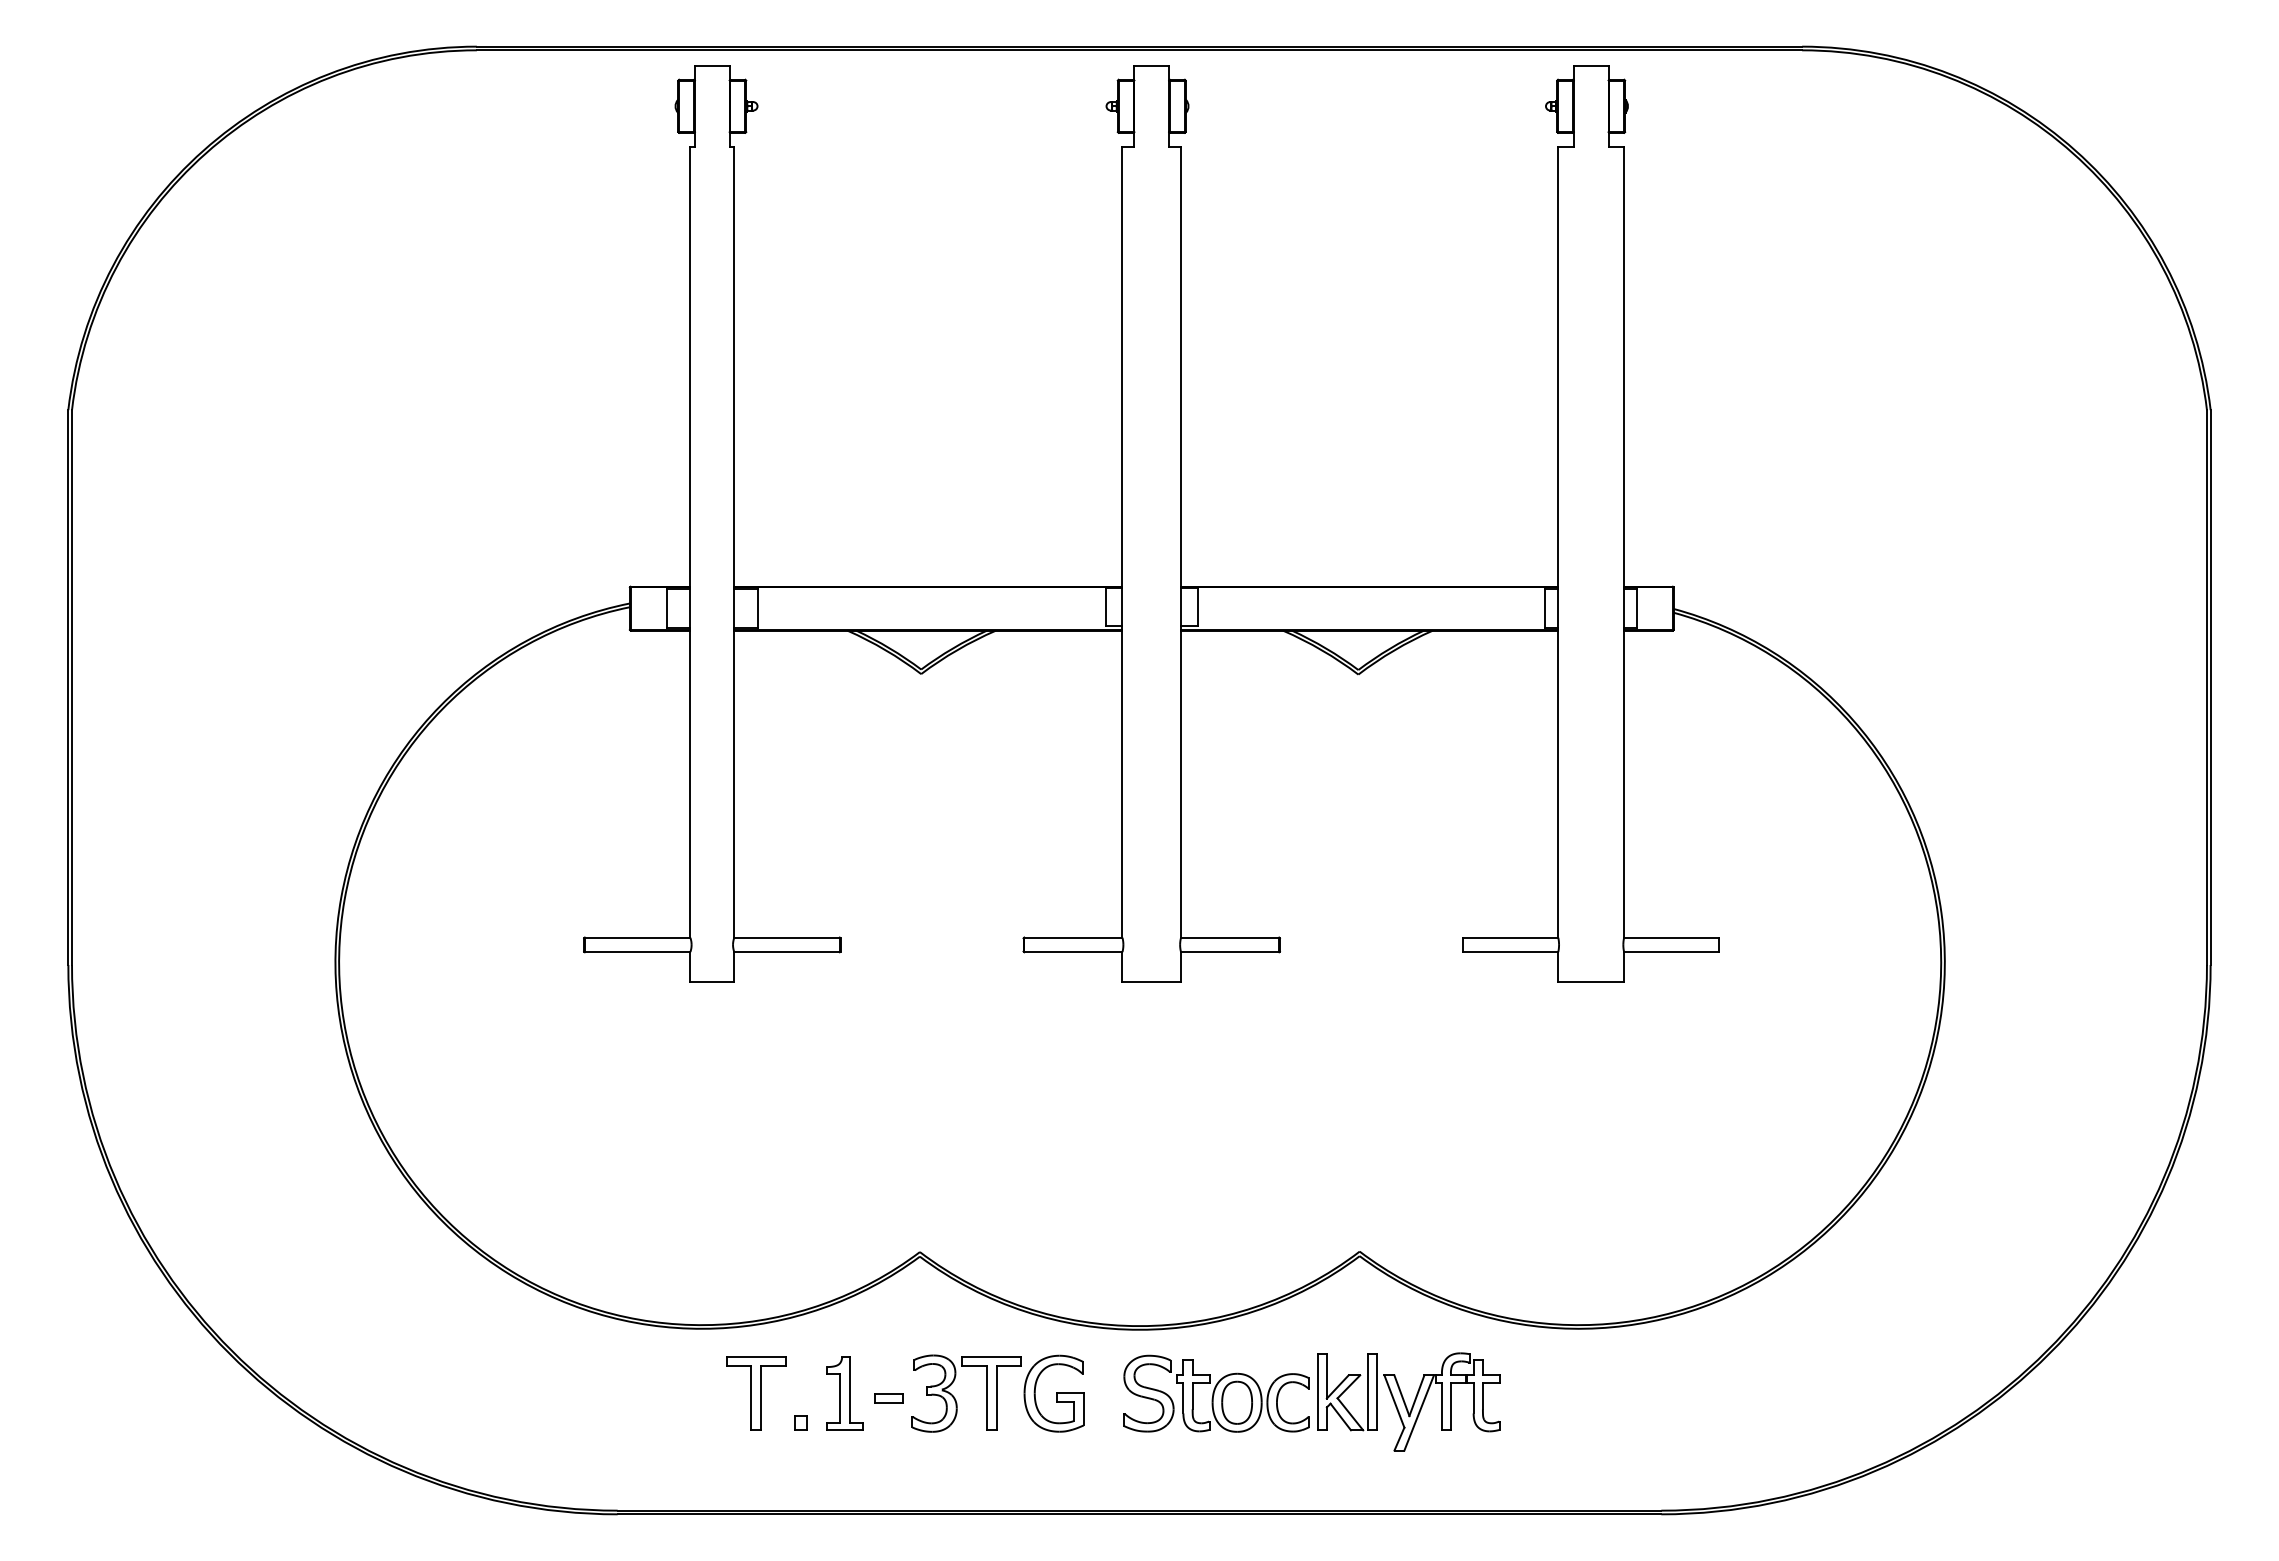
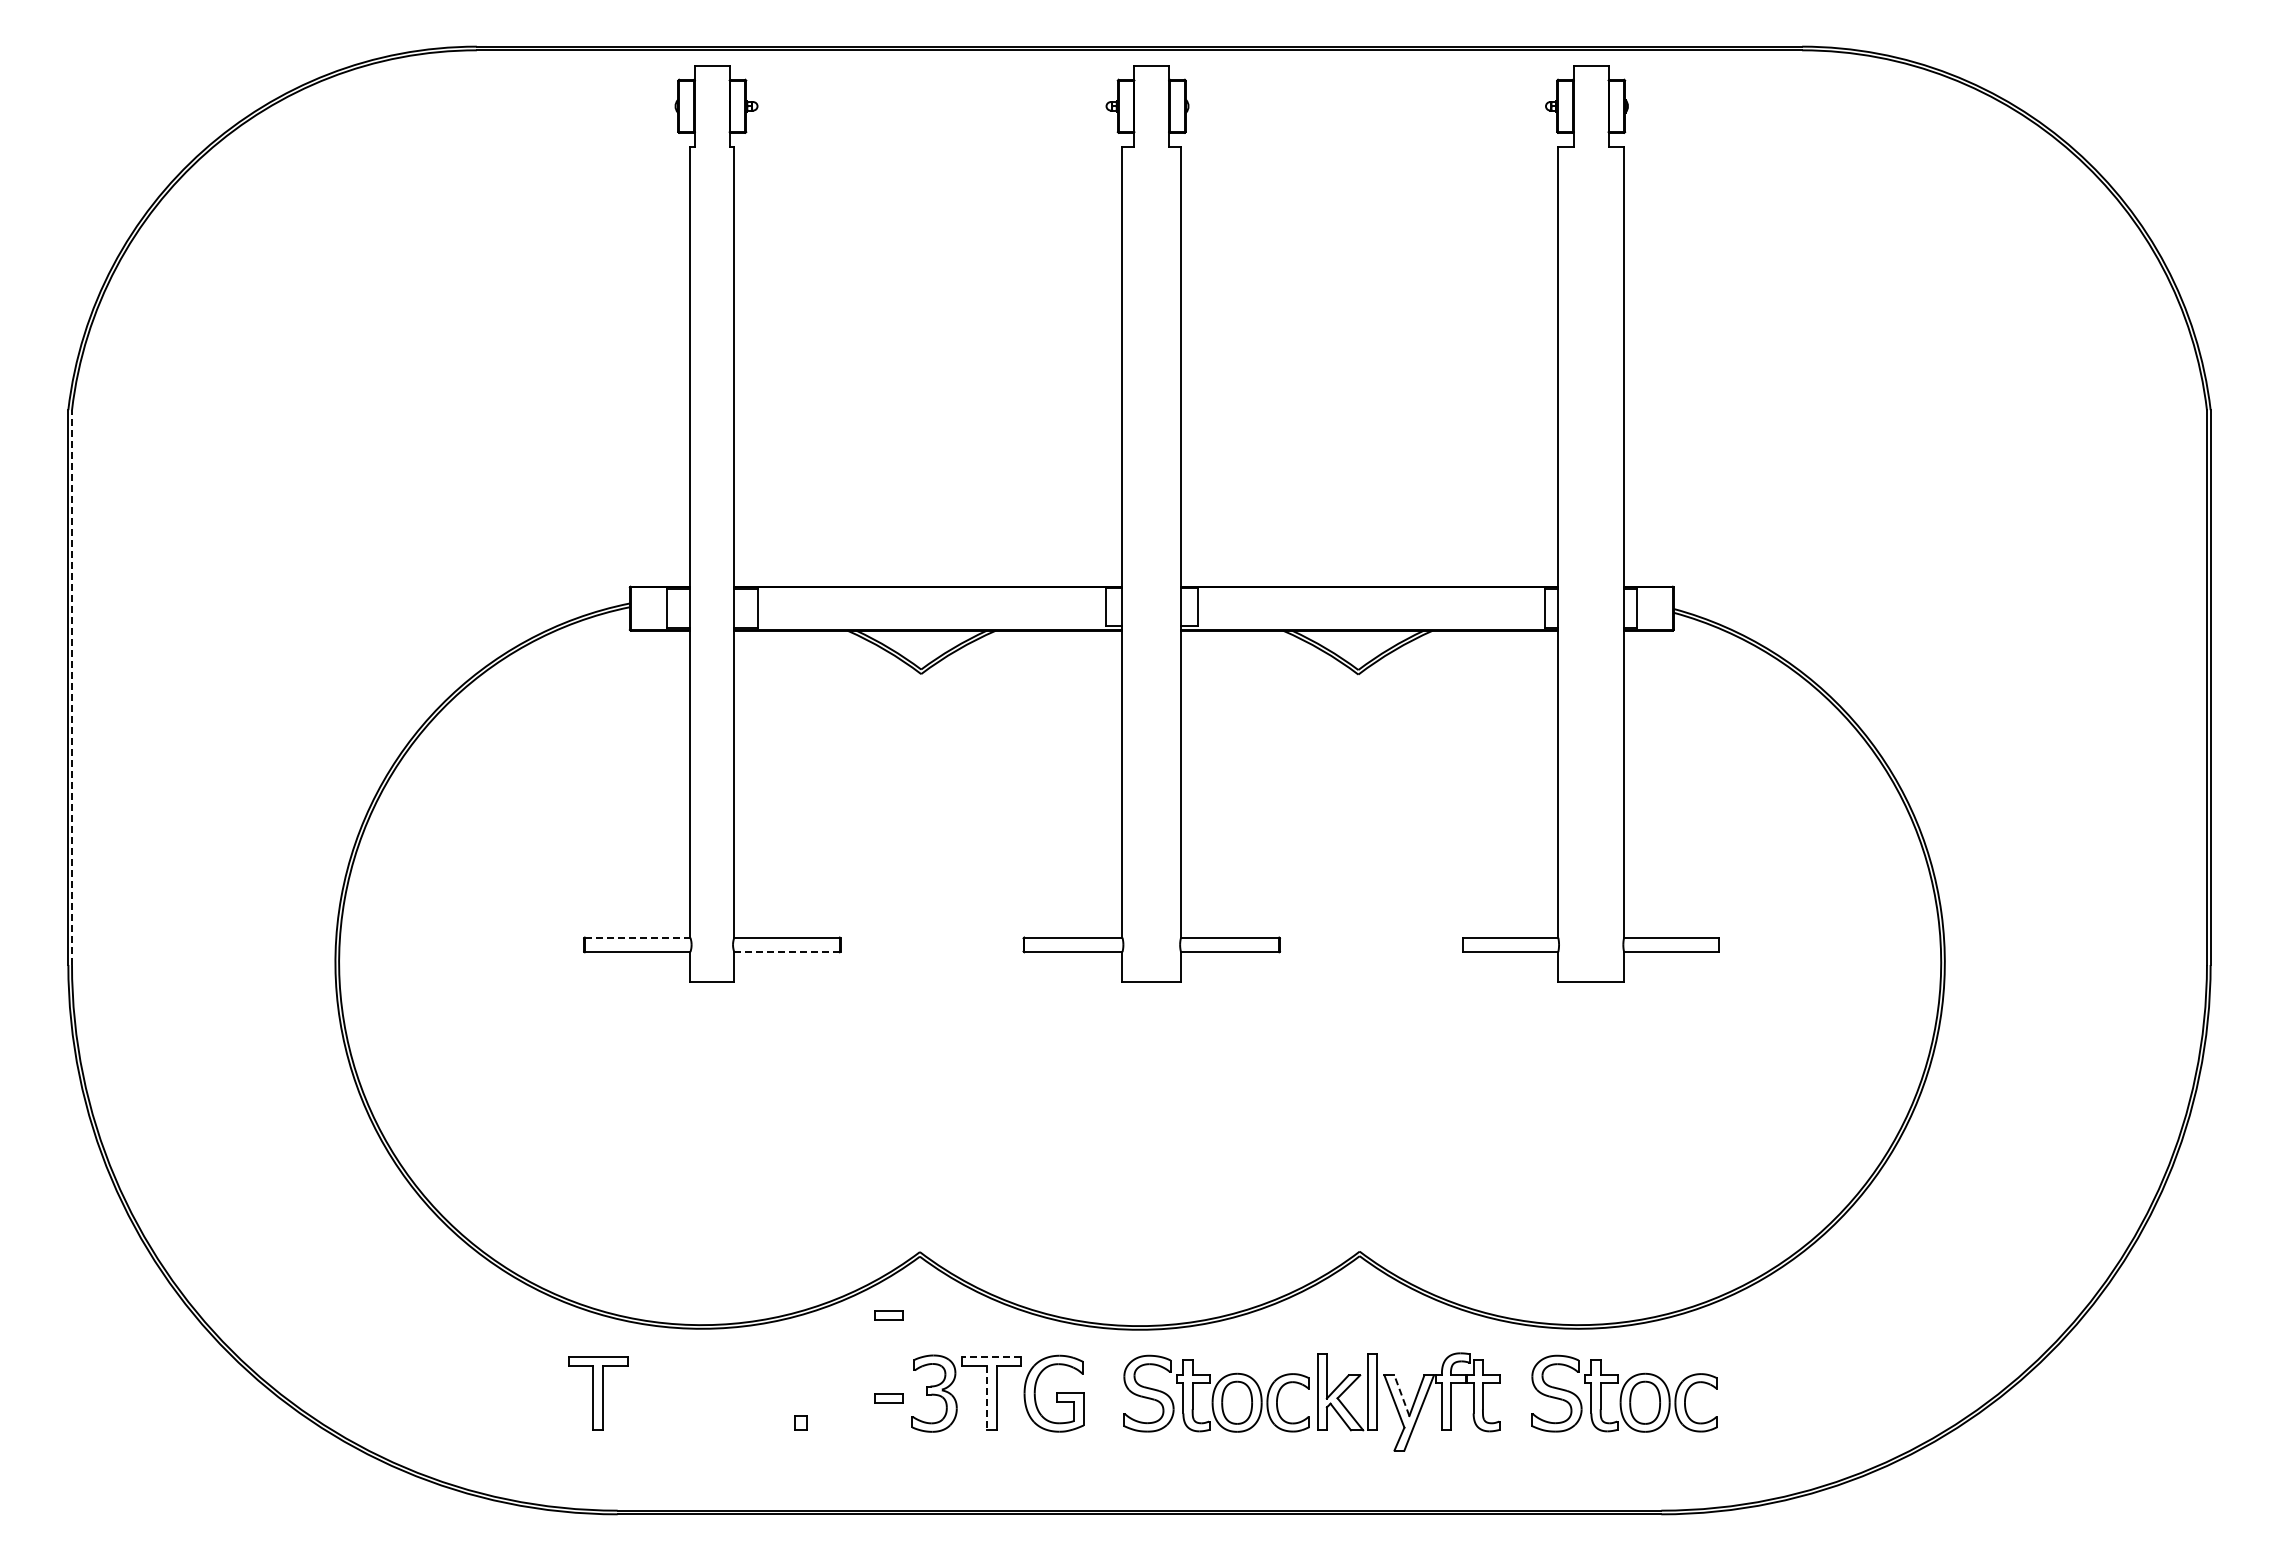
line: solid -> dashed (72, 687)
line: solid -> dashed (637, 937)
line: solid -> dashed (787, 952)
part: none -> present (888, 1315)
line: solid -> dashed (991, 1357)
part position: (756, 1393) -> (598, 1393) (598, 1393)
part: present -> none (844, 1393)
part: none -> present (1624, 1393)
line: solid -> dashed (1401, 1395)
line: solid -> dashed (987, 1398)
